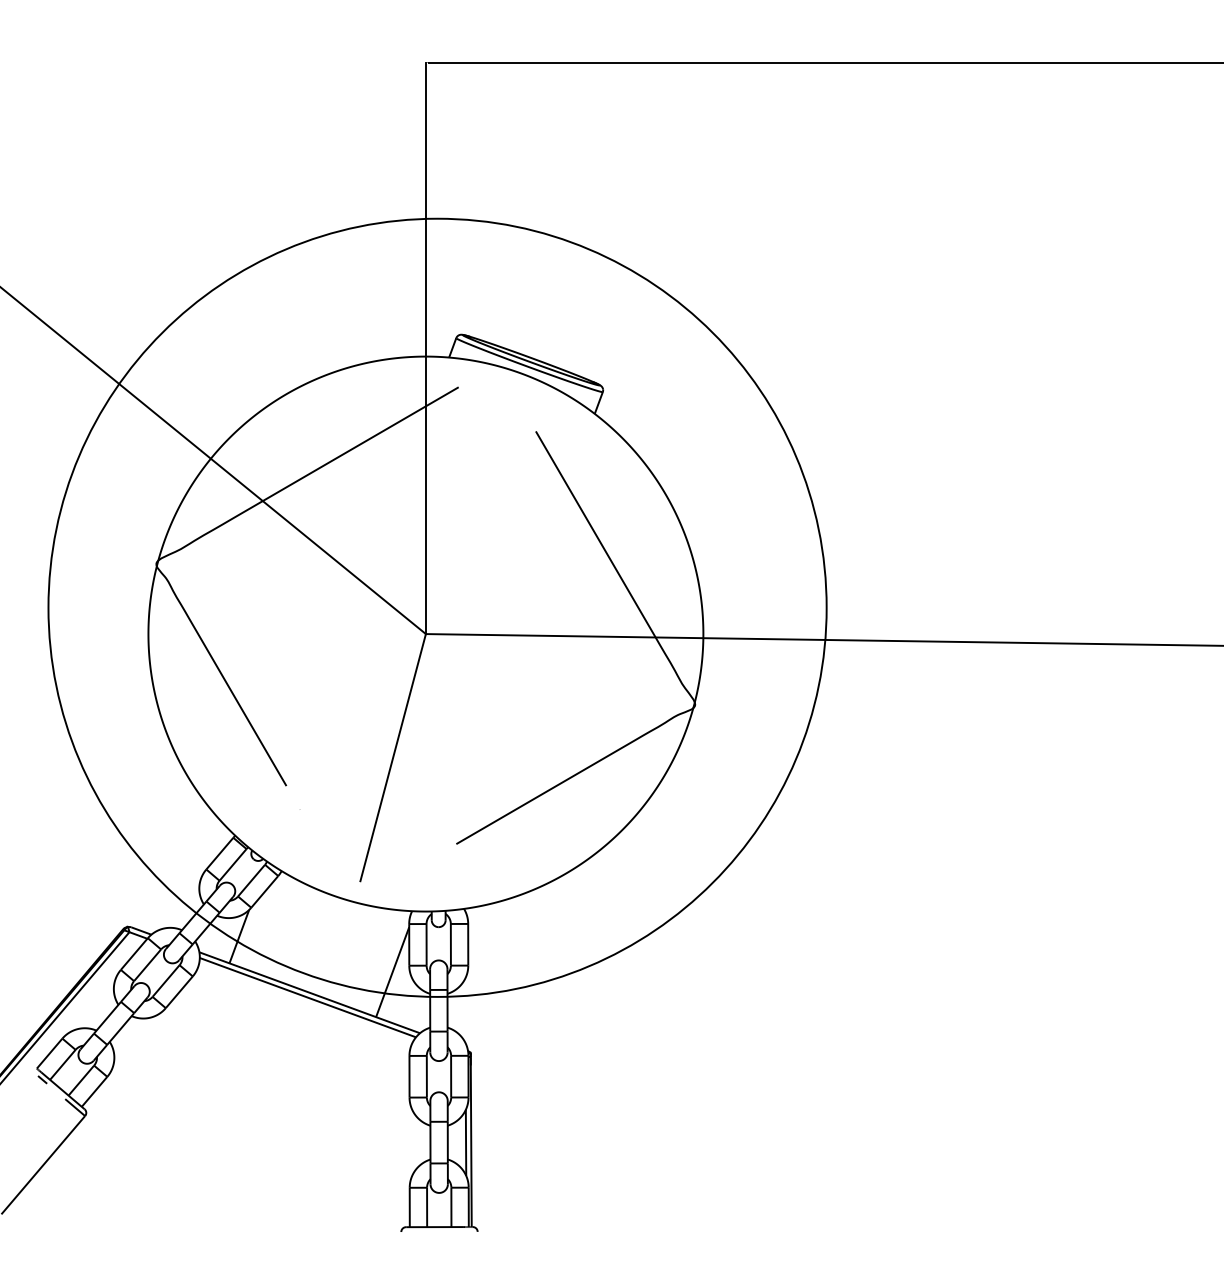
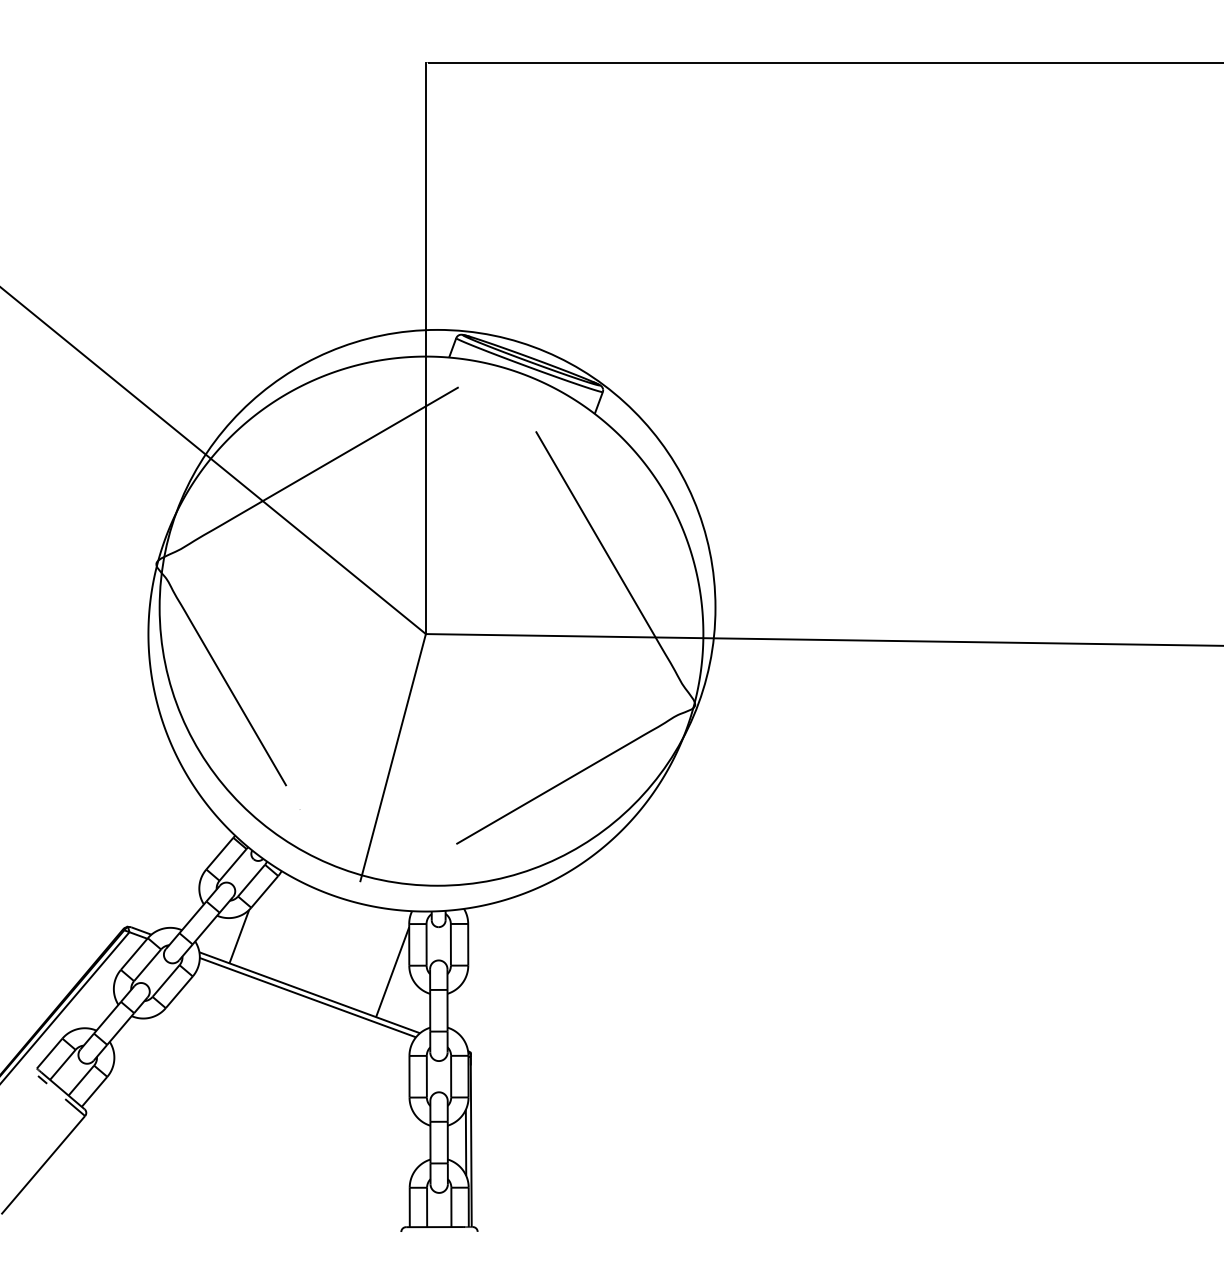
circle diameter: 778 px -> 556 px (437, 607)
